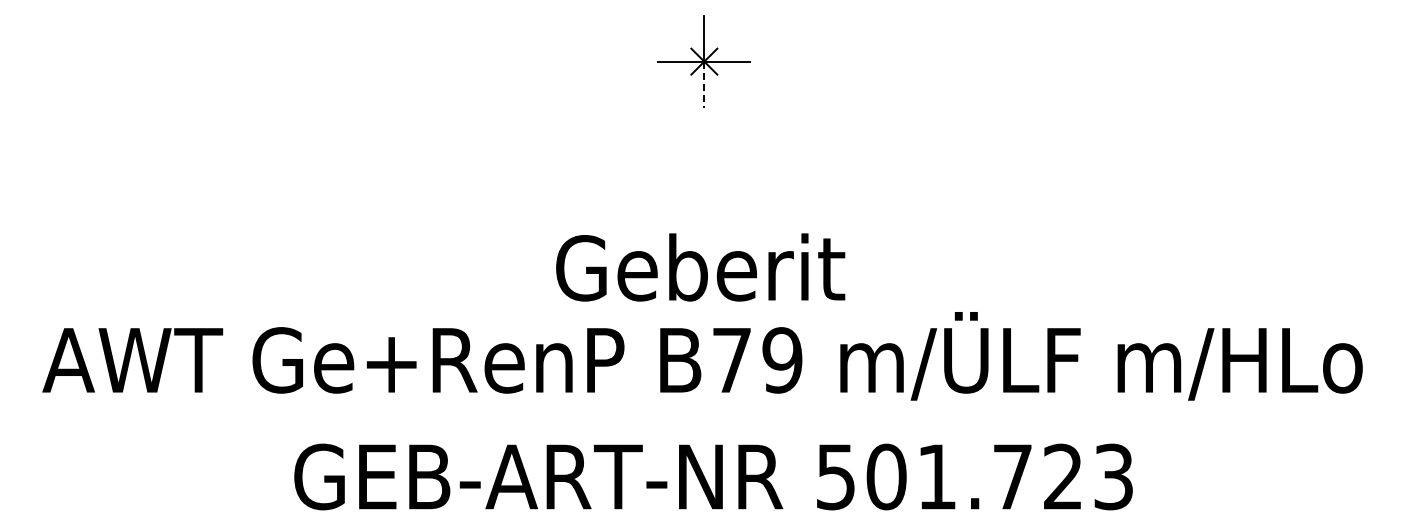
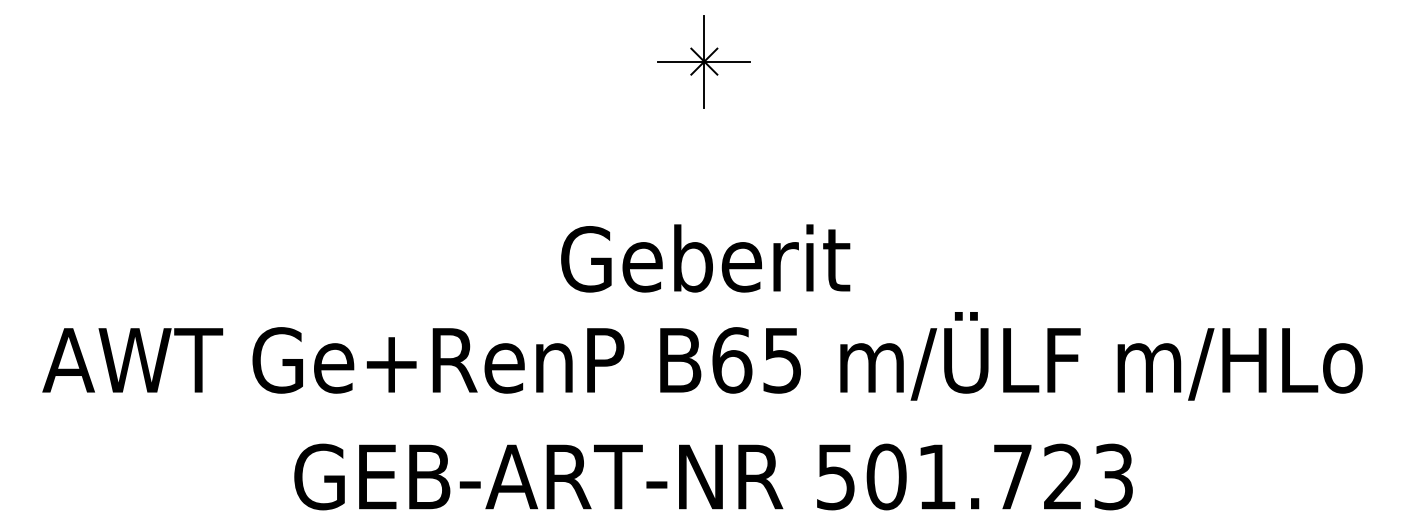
line: dashed -> solid (704, 84)
text position: (700, 267) -> (705, 258) (705, 258)
text: B79 -> B65 (757, 360)
